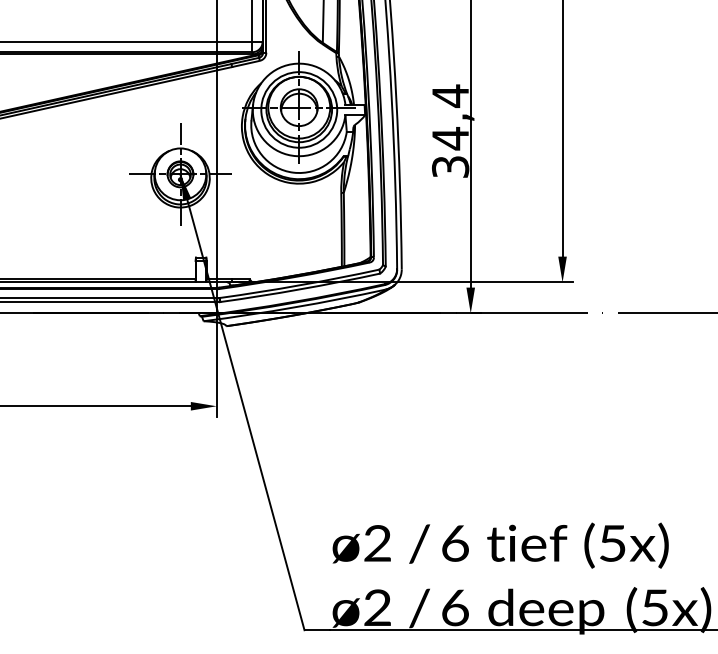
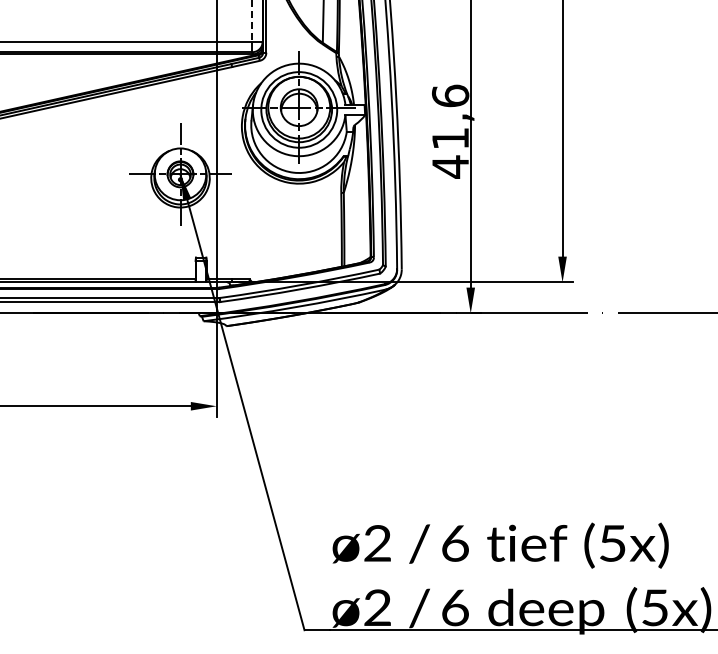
line: solid -> dashed (252, 21)
text: 34,4 -> 41,6 (450, 131)
